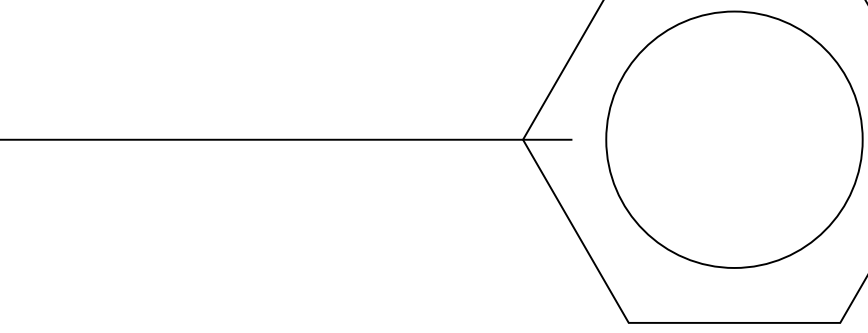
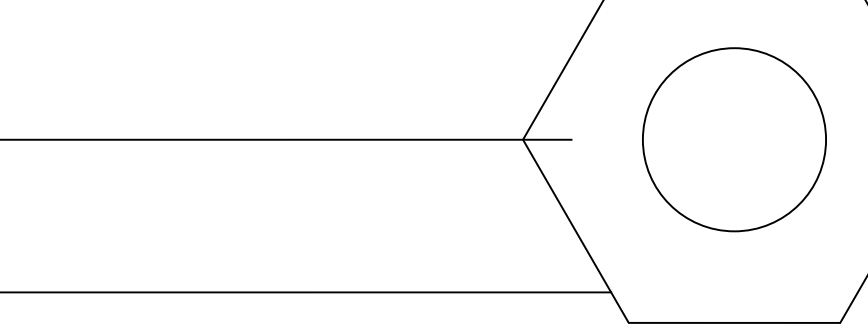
circle diameter: 256 px -> 183 px (734, 139)
line: none -> present (306, 292)
